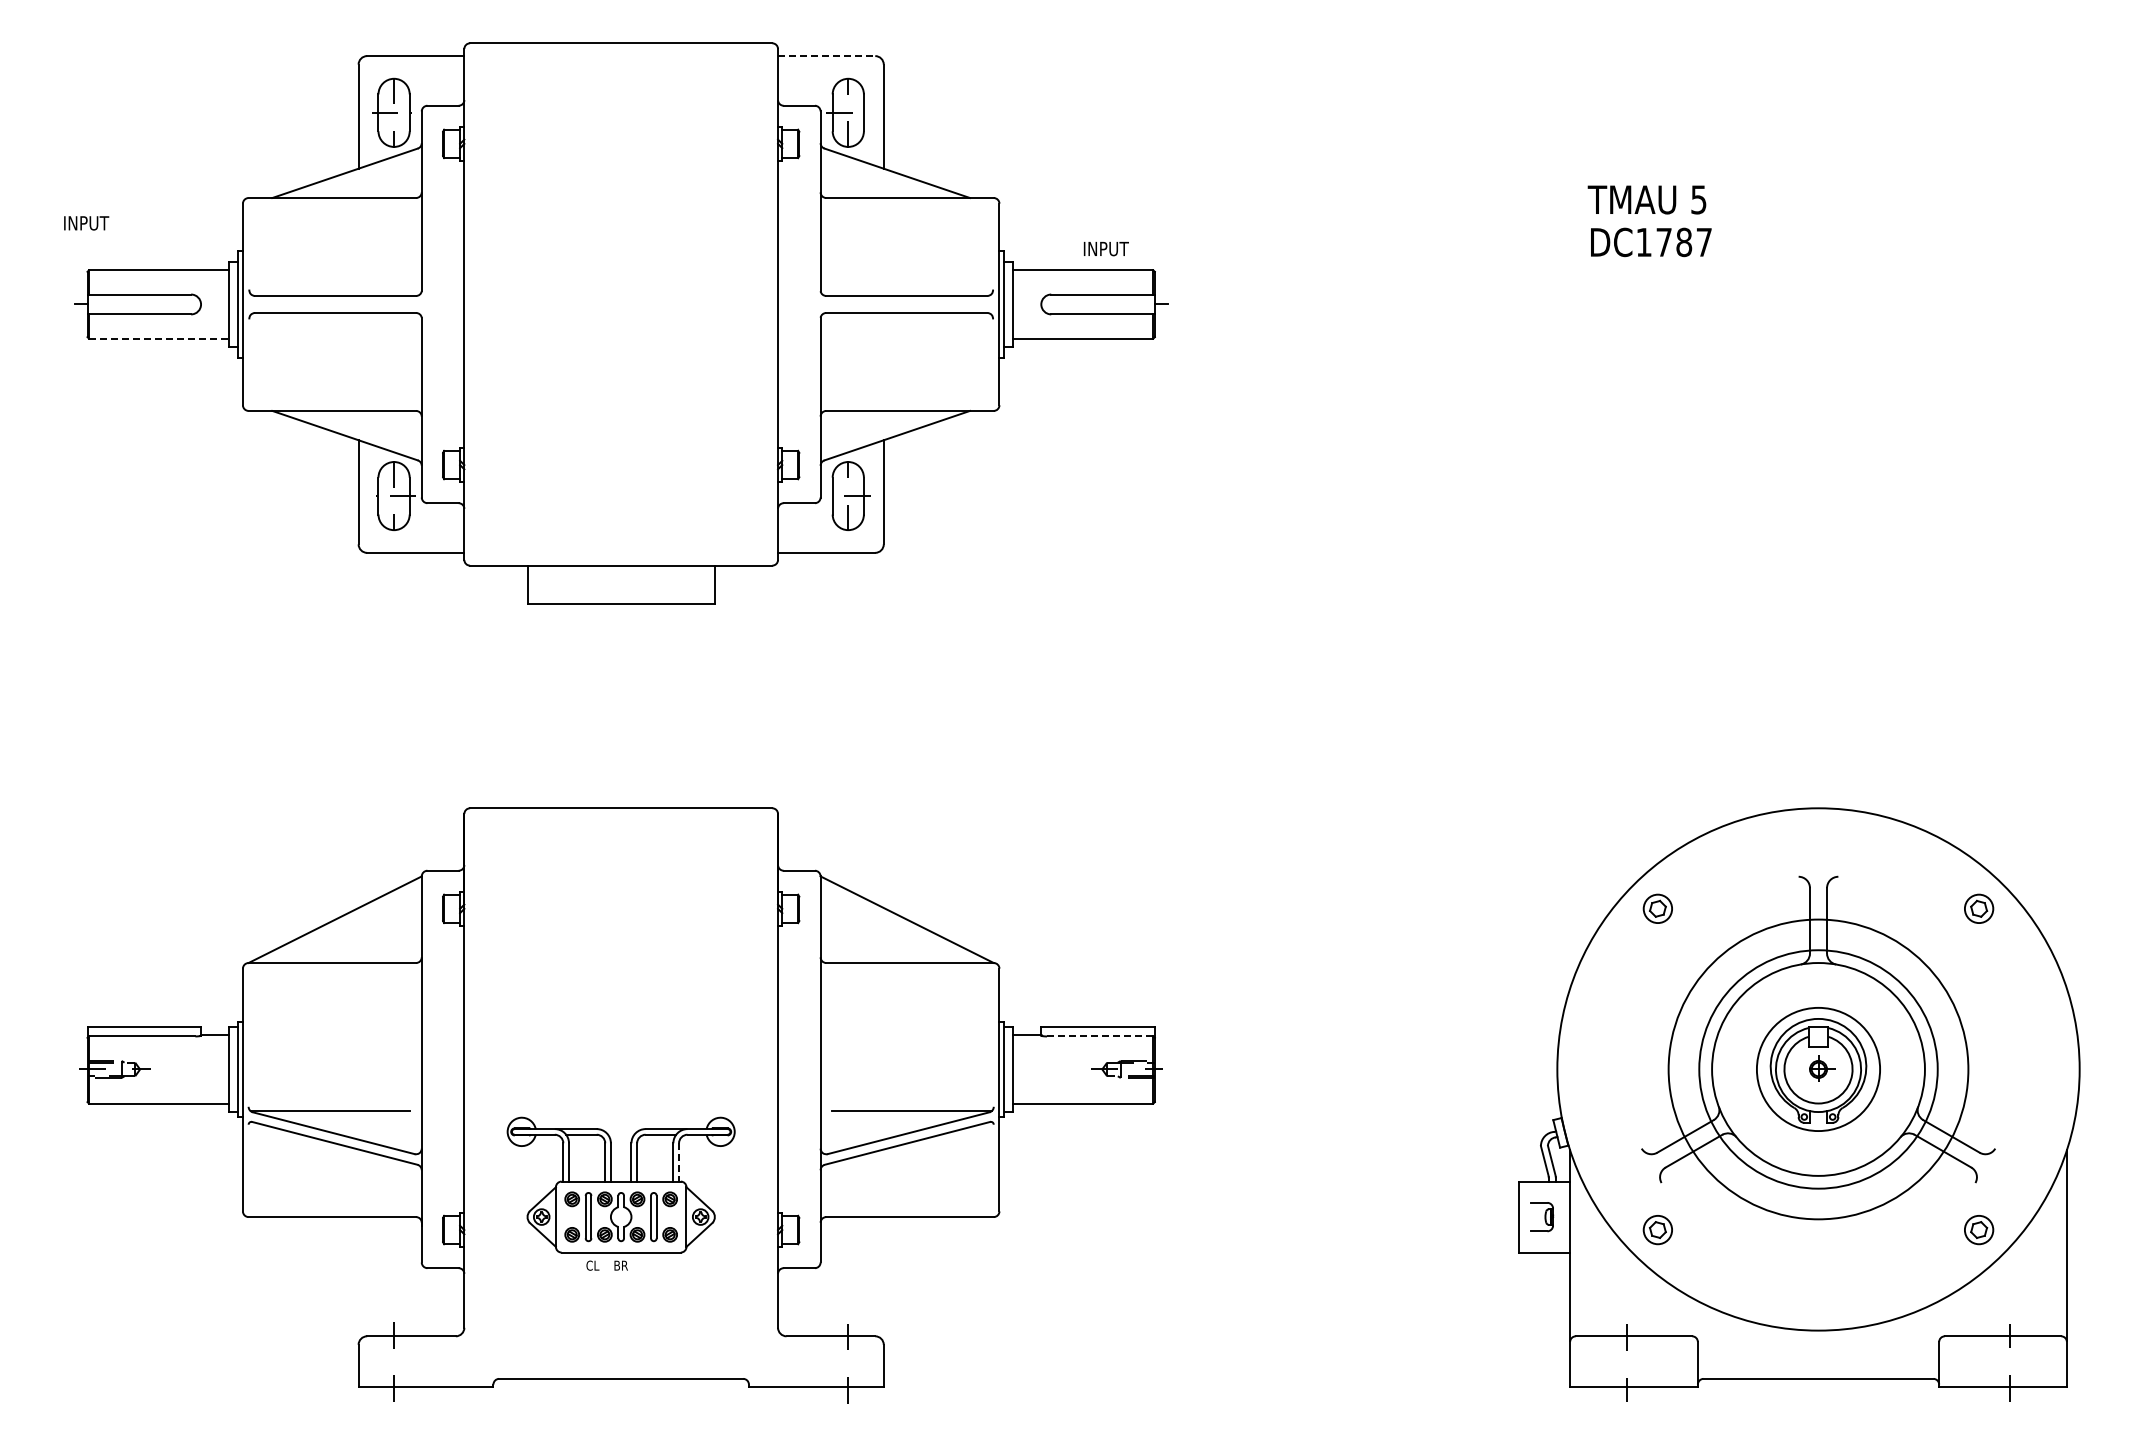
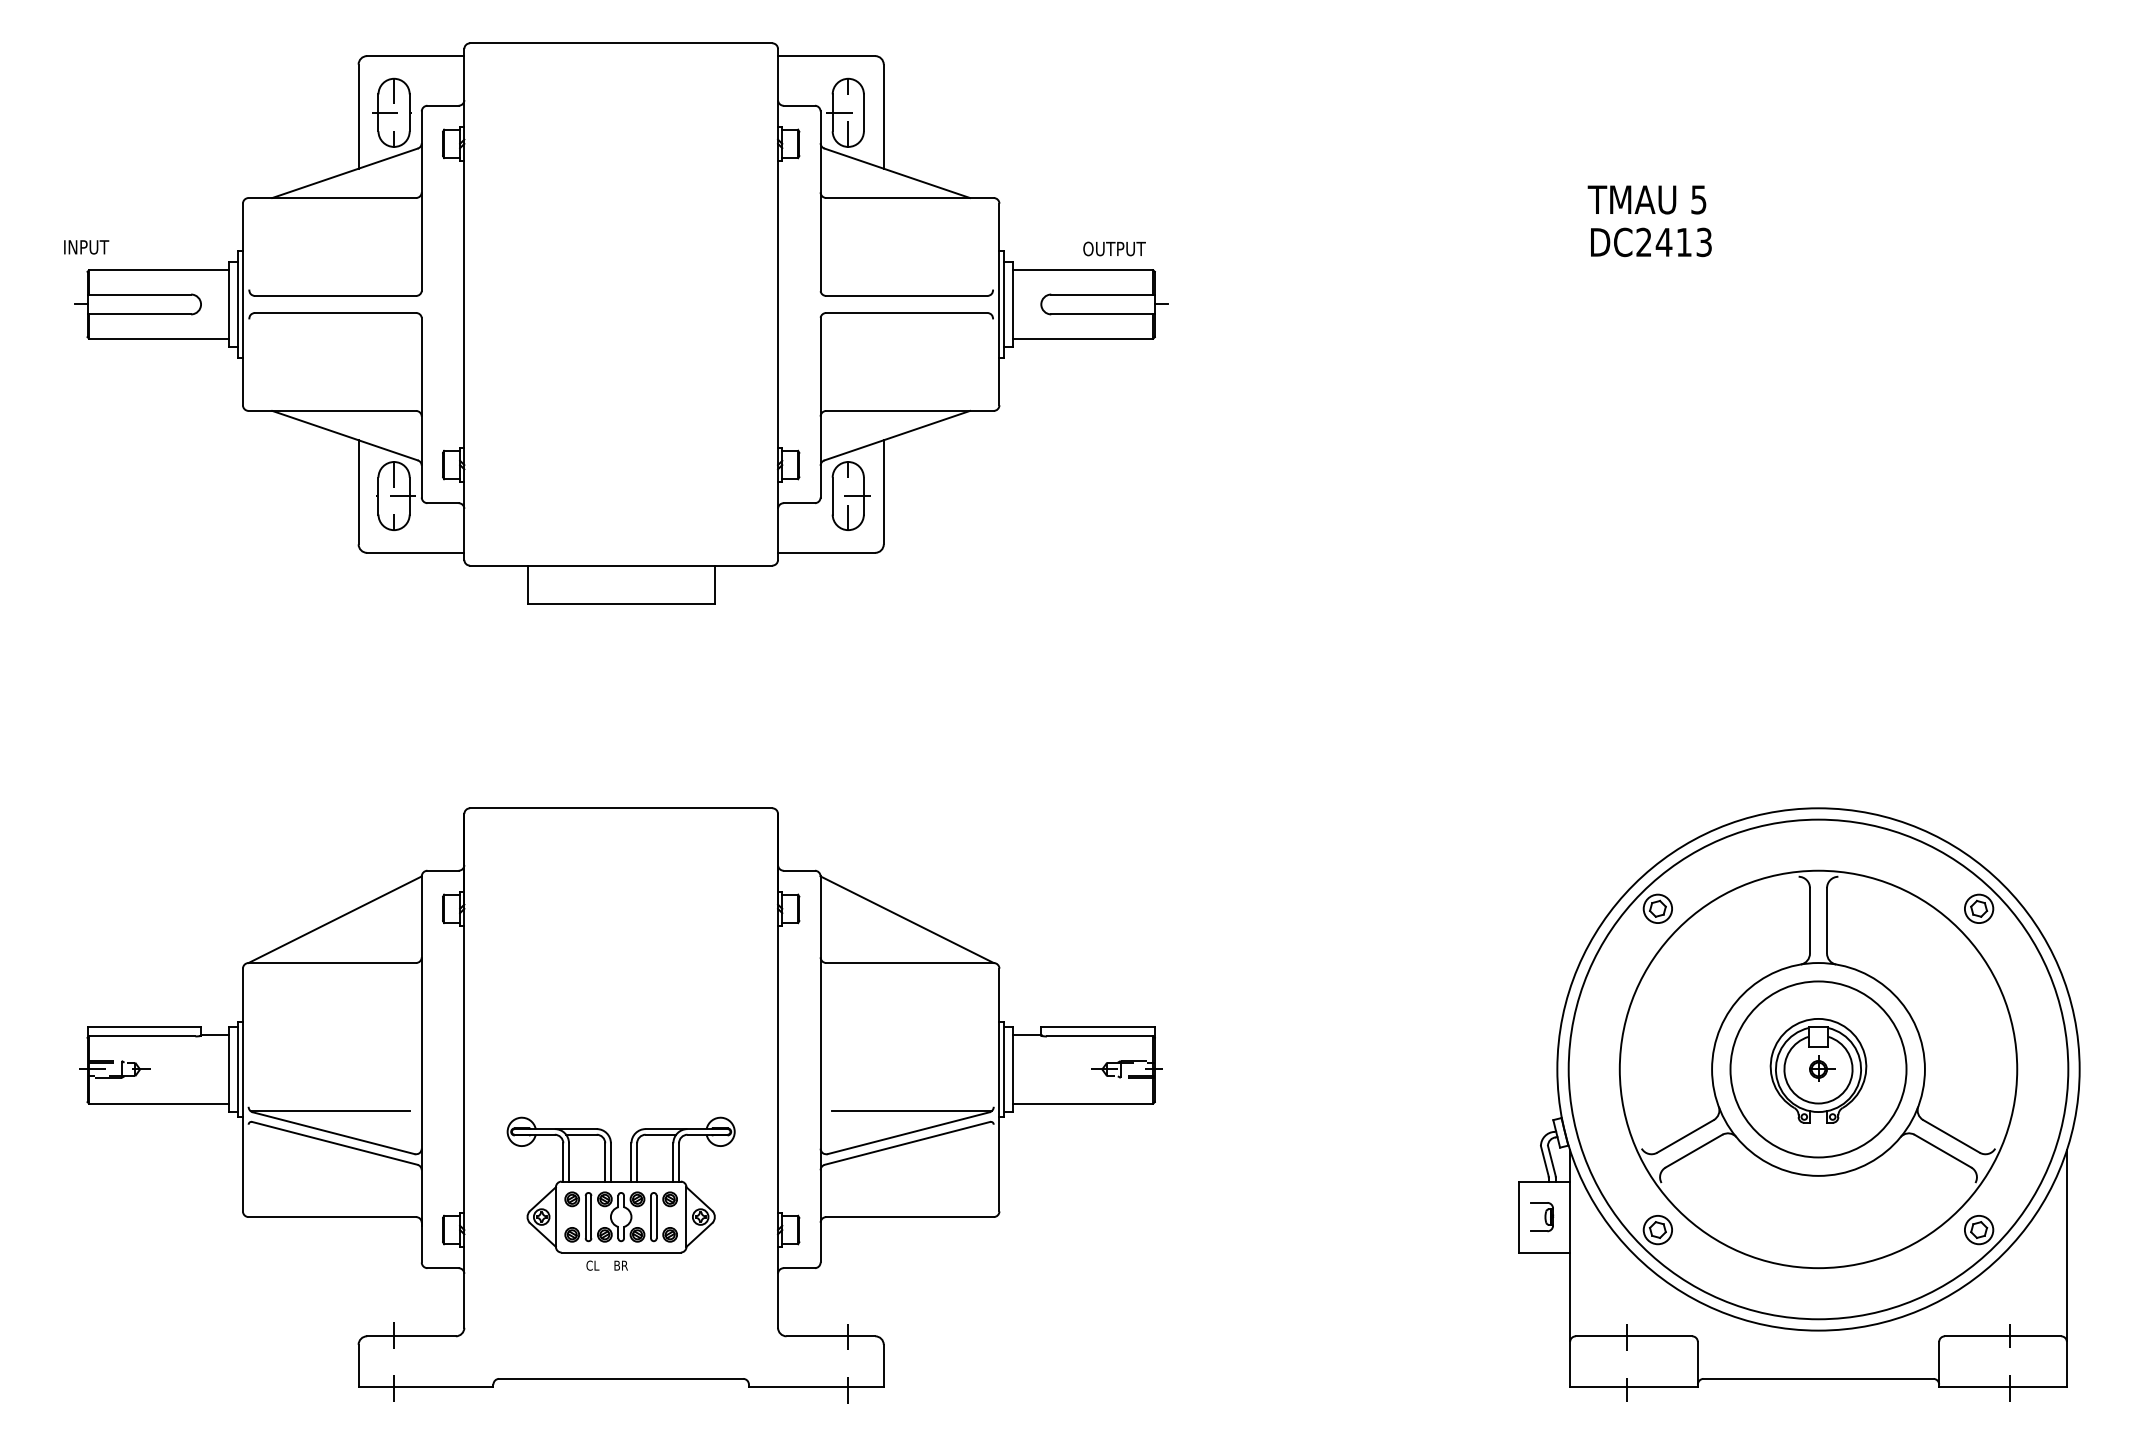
line: dashed -> solid (826, 56)
text position: (86, 223) -> (86, 247) (86, 247)
text: DC1787 -> DC2413 (1673, 242)
text: INPUT -> OUTPUT (1114, 248)
line: dashed -> solid (159, 338)
line: dashed -> solid (1100, 1036)
circle diameter: 123 px -> 176 px (1818, 1069)
circle diameter: 238 px -> 397 px (1818, 1069)
circle diameter: 300 px -> 500 px (1818, 1069)
line: dashed -> solid (679, 1162)
